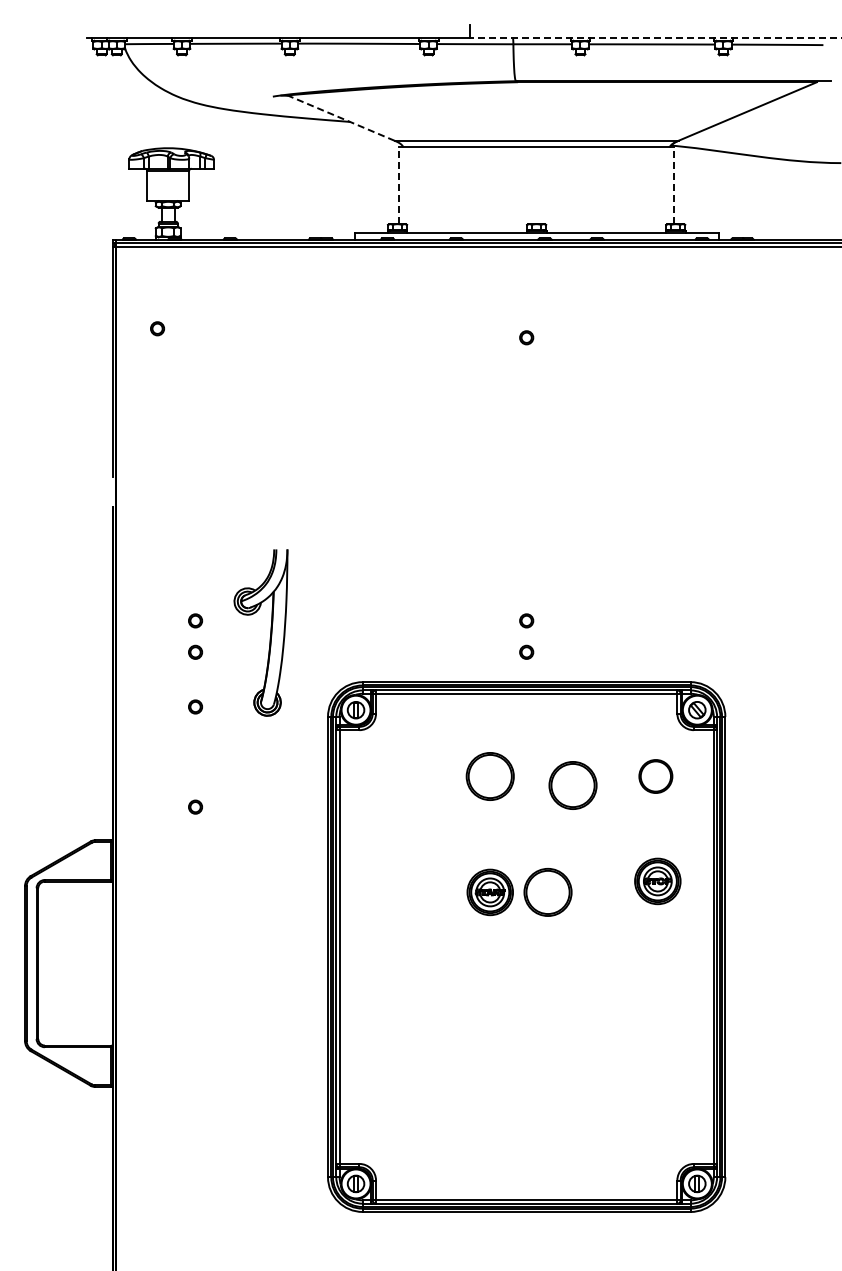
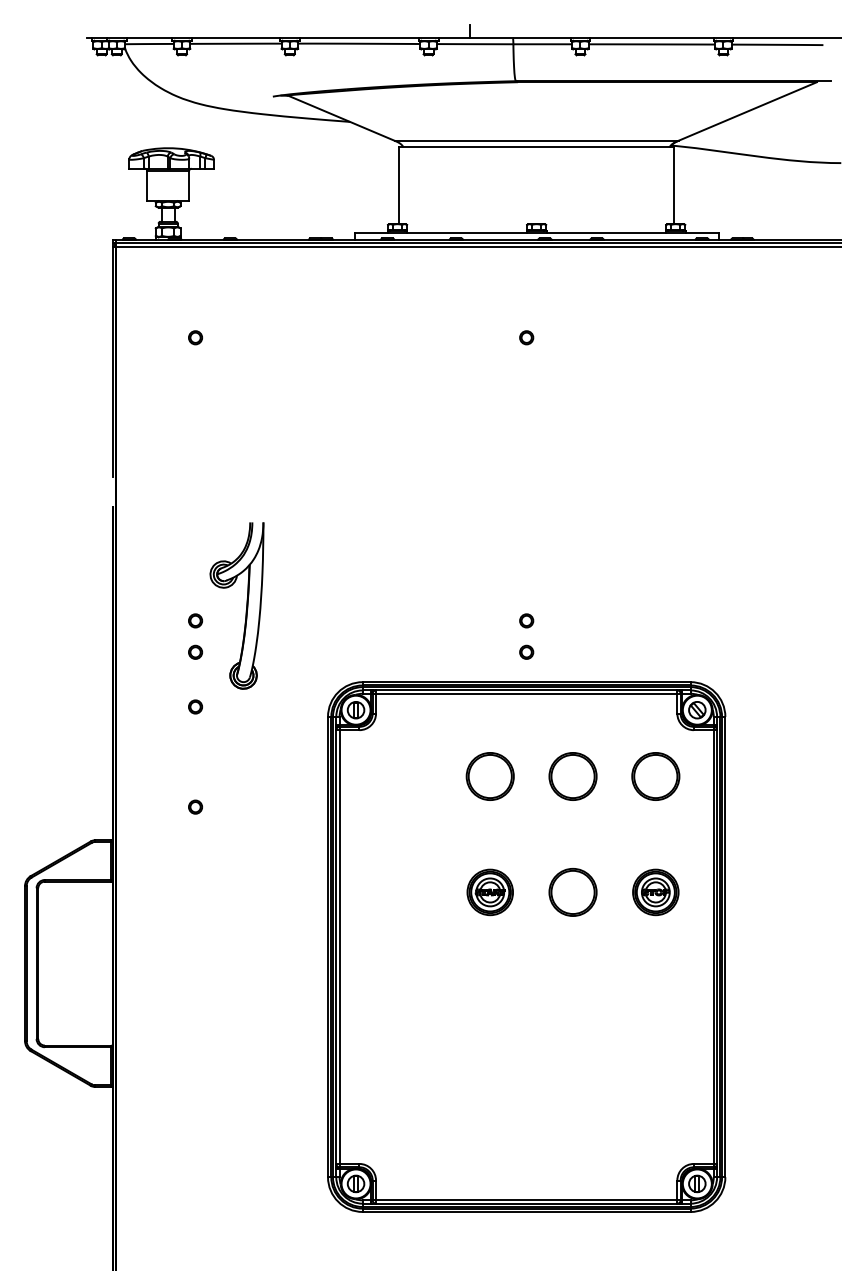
line: dashed -> solid (656, 38)
line: dashed -> solid (341, 118)
line: dashed -> solid (399, 185)
line: dashed -> solid (674, 185)
circle position: (157, 328) -> (195, 337) (195, 337)
part position: (270, 632) -> (246, 605) (246, 605)
part size: 36x35 px -> 50x49 px (655, 776)
part position: (572, 785) -> (572, 776) (572, 776)
part position: (657, 881) -> (655, 892) (655, 892)
part position: (547, 892) -> (572, 892) (572, 892)
